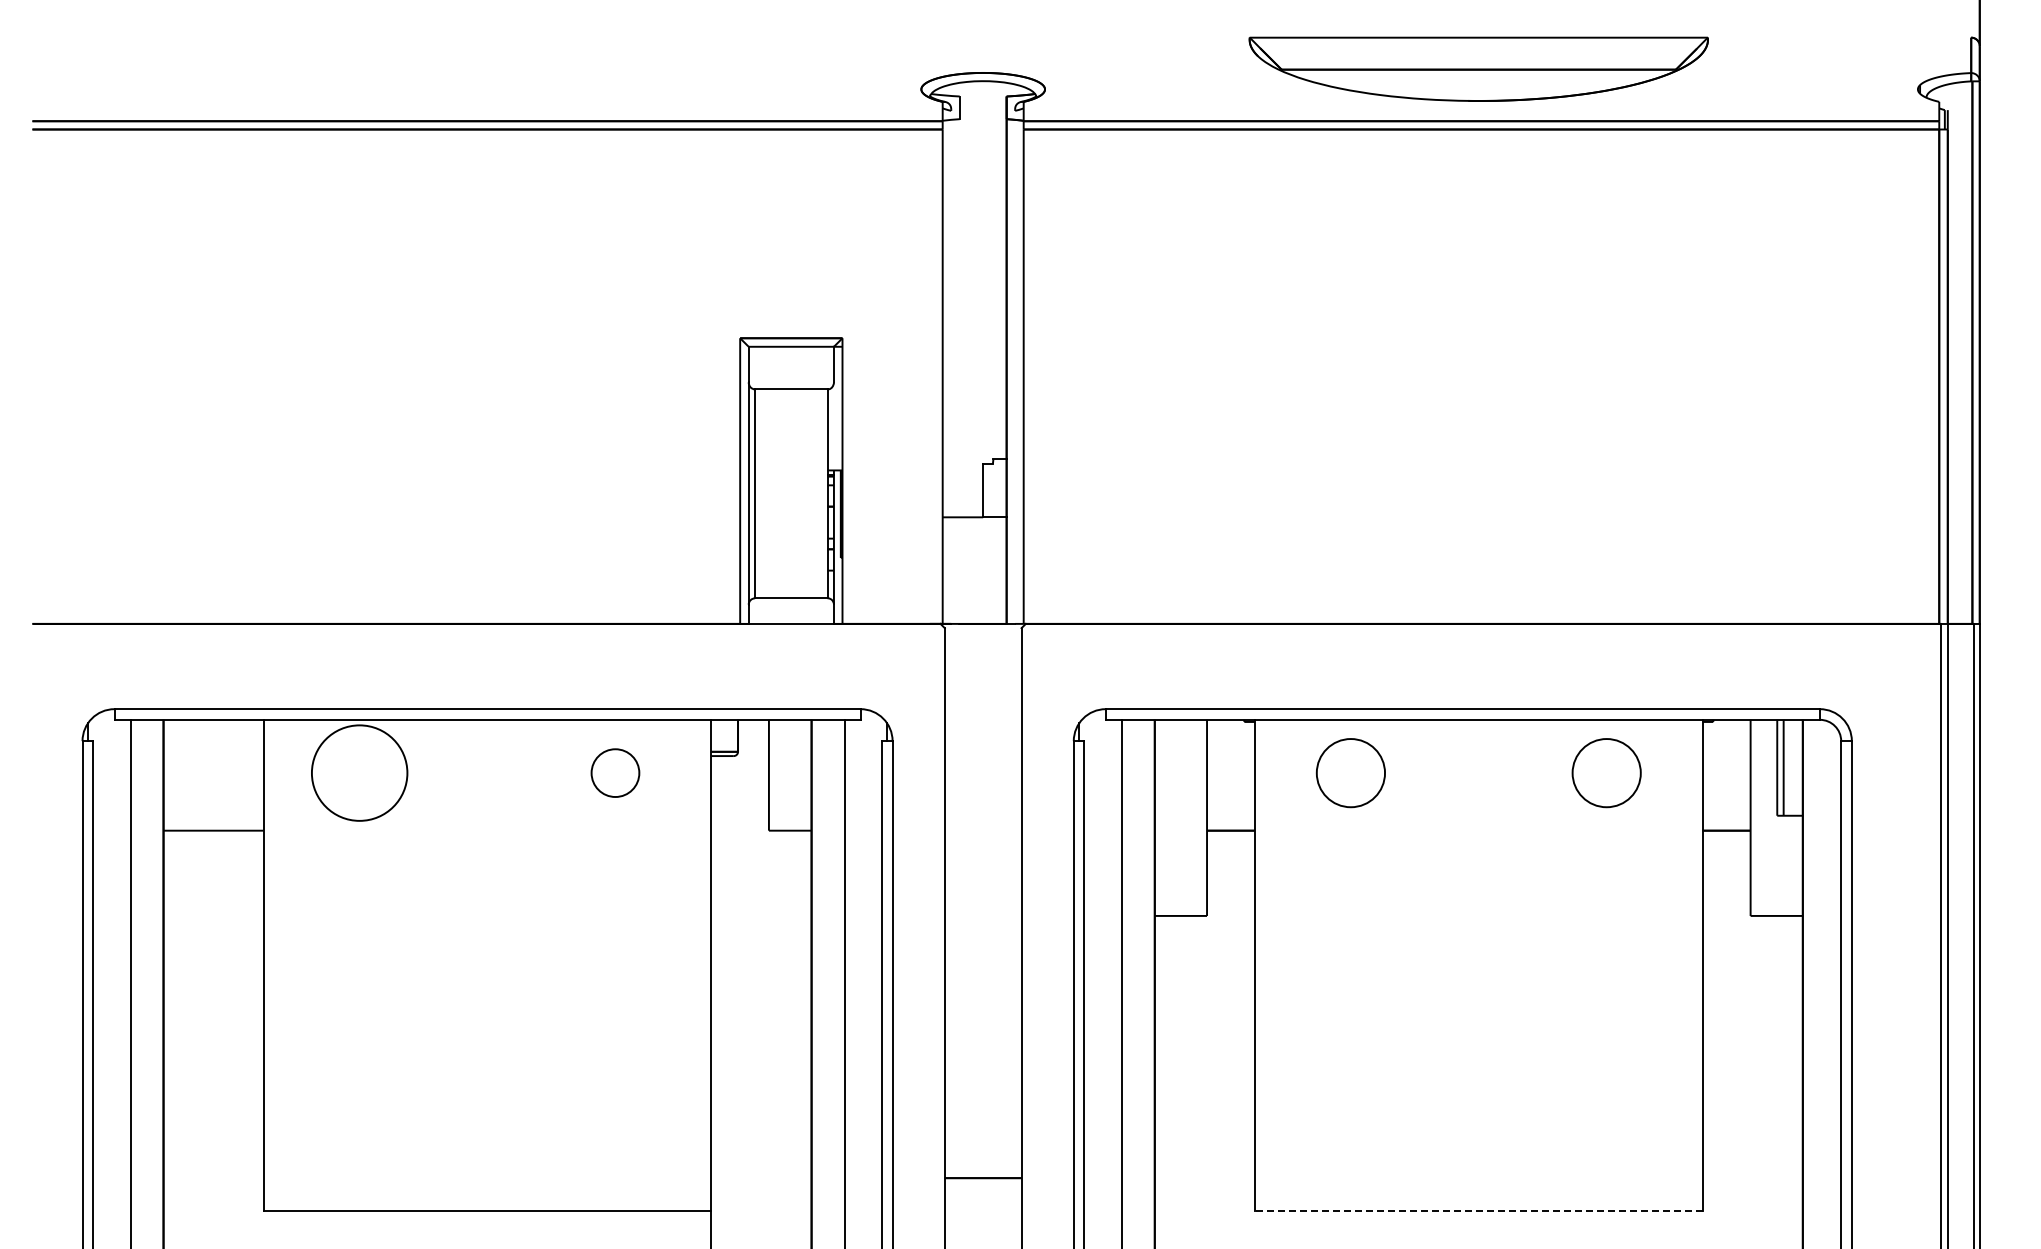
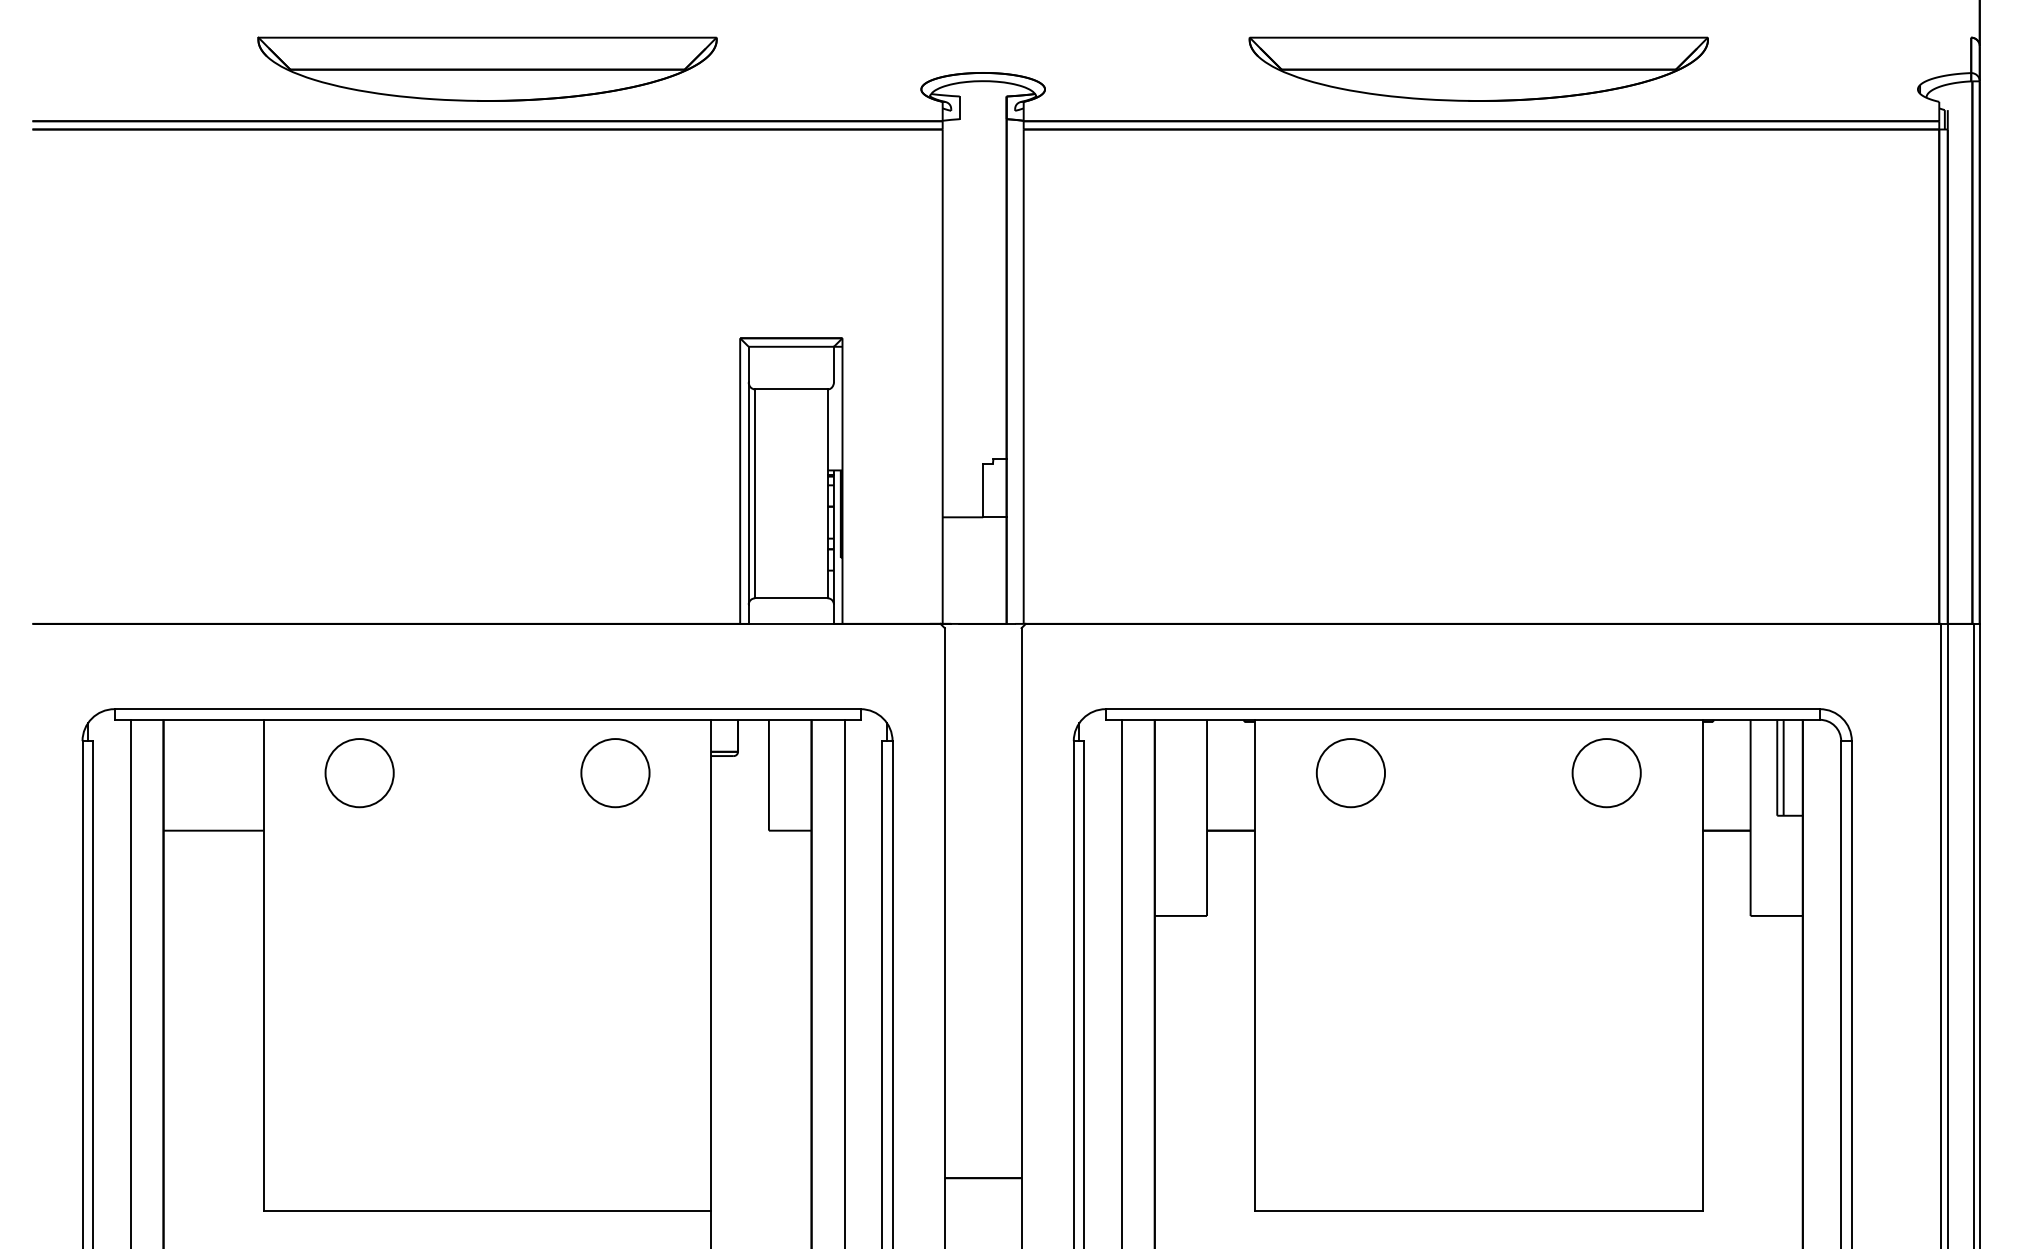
part: none -> present (487, 68)
circle diameter: 96 px -> 68 px (359, 773)
circle diameter: 48 px -> 68 px (615, 773)
line: dashed -> solid (1478, 1211)
